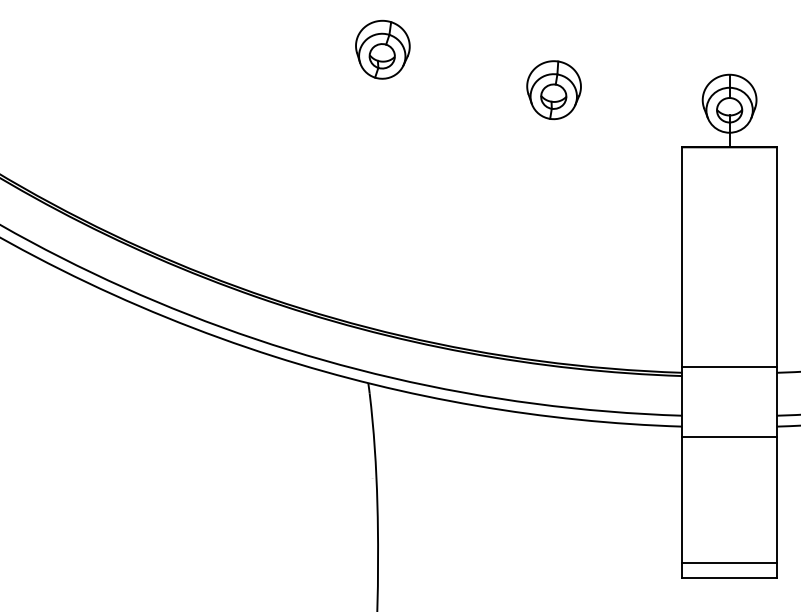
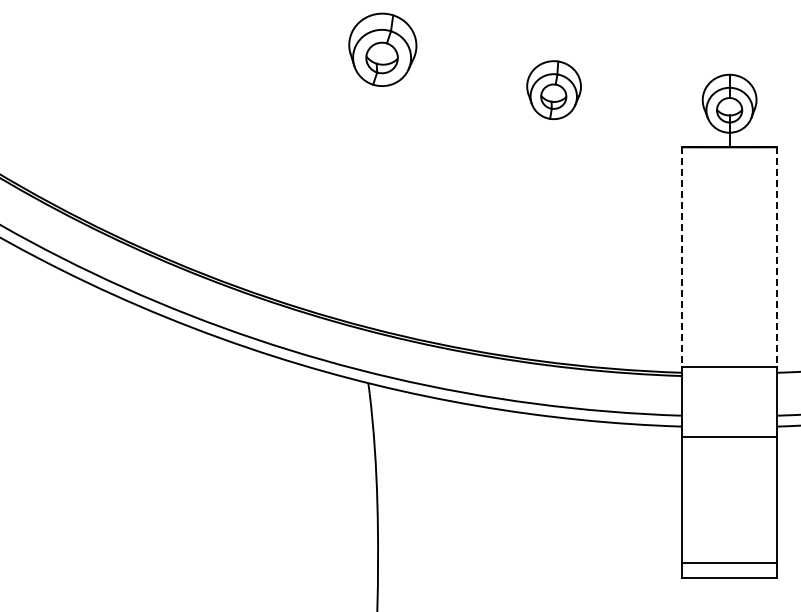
part size: 56x61 px -> 70x75 px (382, 49)
line: solid -> dashed (682, 257)
line: solid -> dashed (776, 257)
